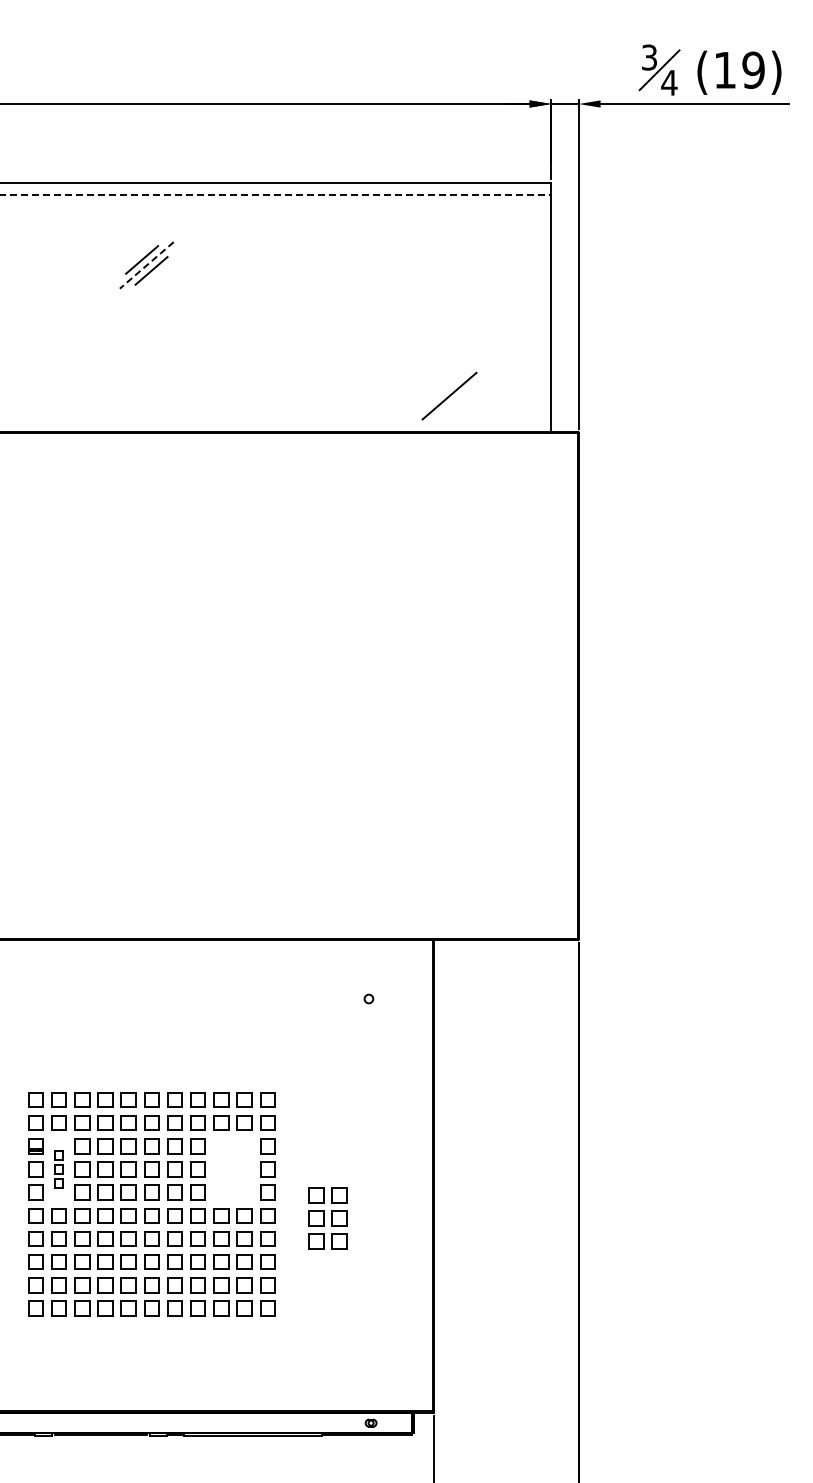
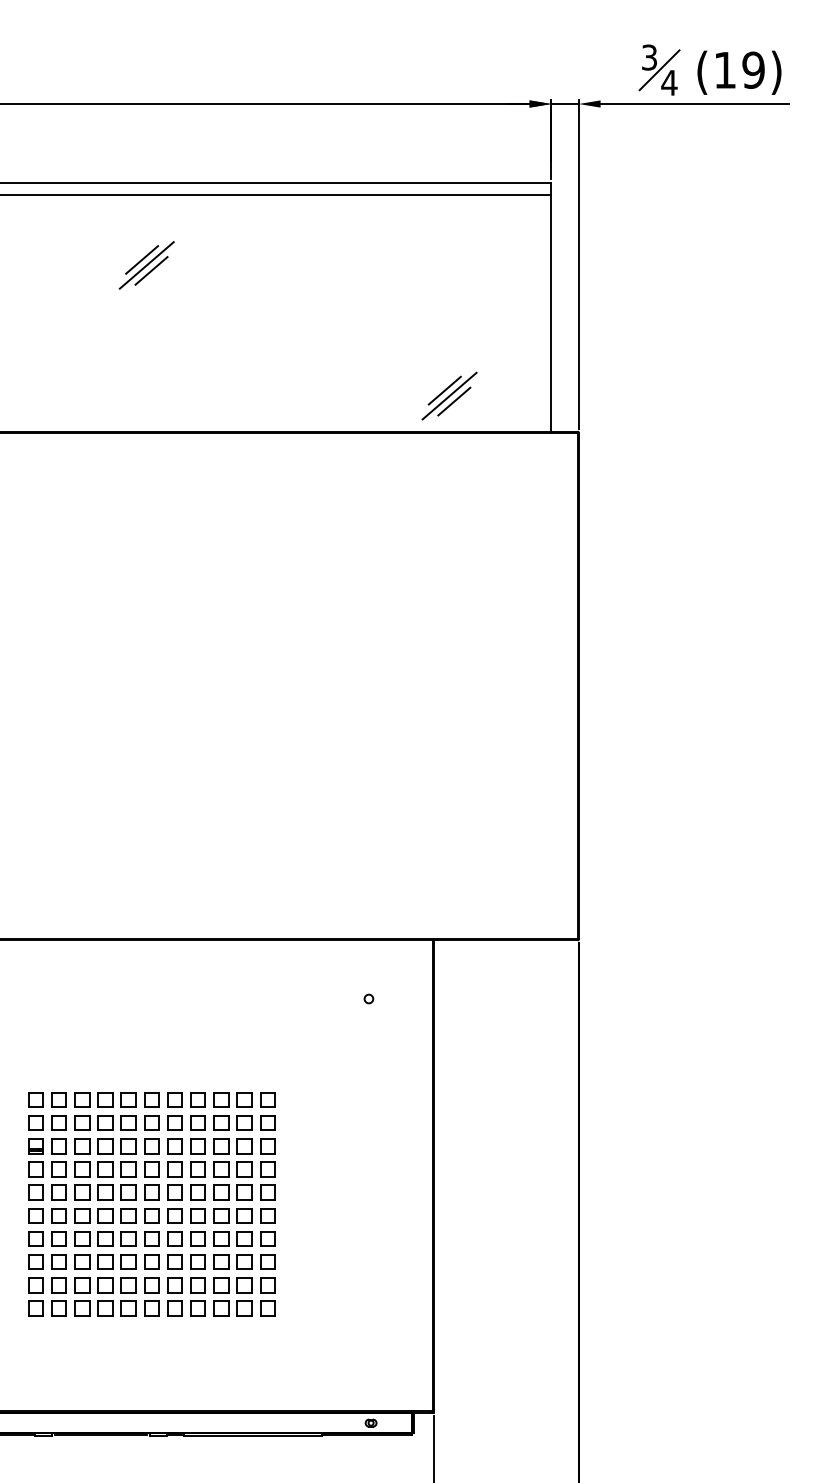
line: dashed -> solid (276, 194)
line: dashed -> solid (146, 265)
line: none -> present (444, 390)
line: none -> present (454, 401)
part size: 10x39 px -> 16x63 px (58, 1169)
part position: (327, 1218) -> (232, 1169) (232, 1169)
